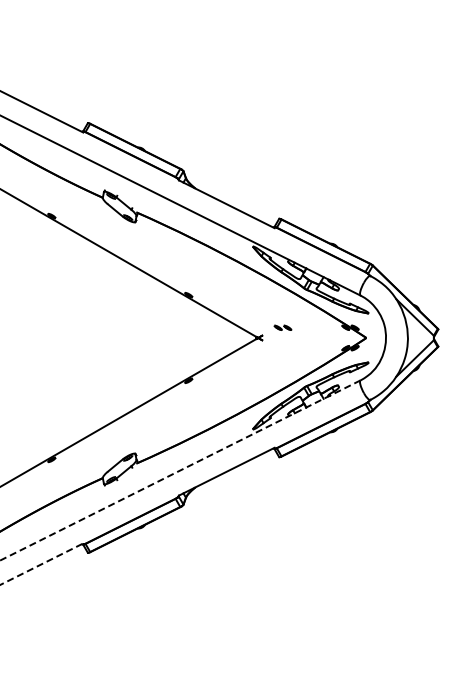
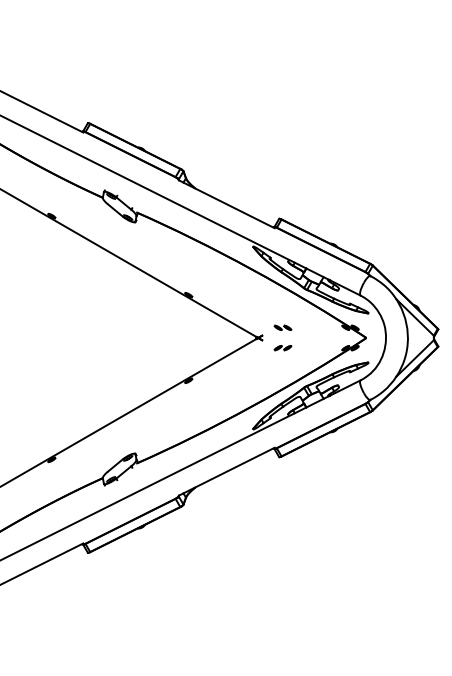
part: none -> present (282, 348)
line: dashed -> solid (179, 470)
line: dashed -> solid (42, 564)
